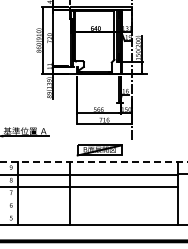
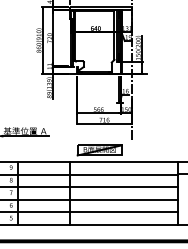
line: dashed -> solid (94, 161)
line: none -> present (89, 199)
line: none -> present (89, 212)
